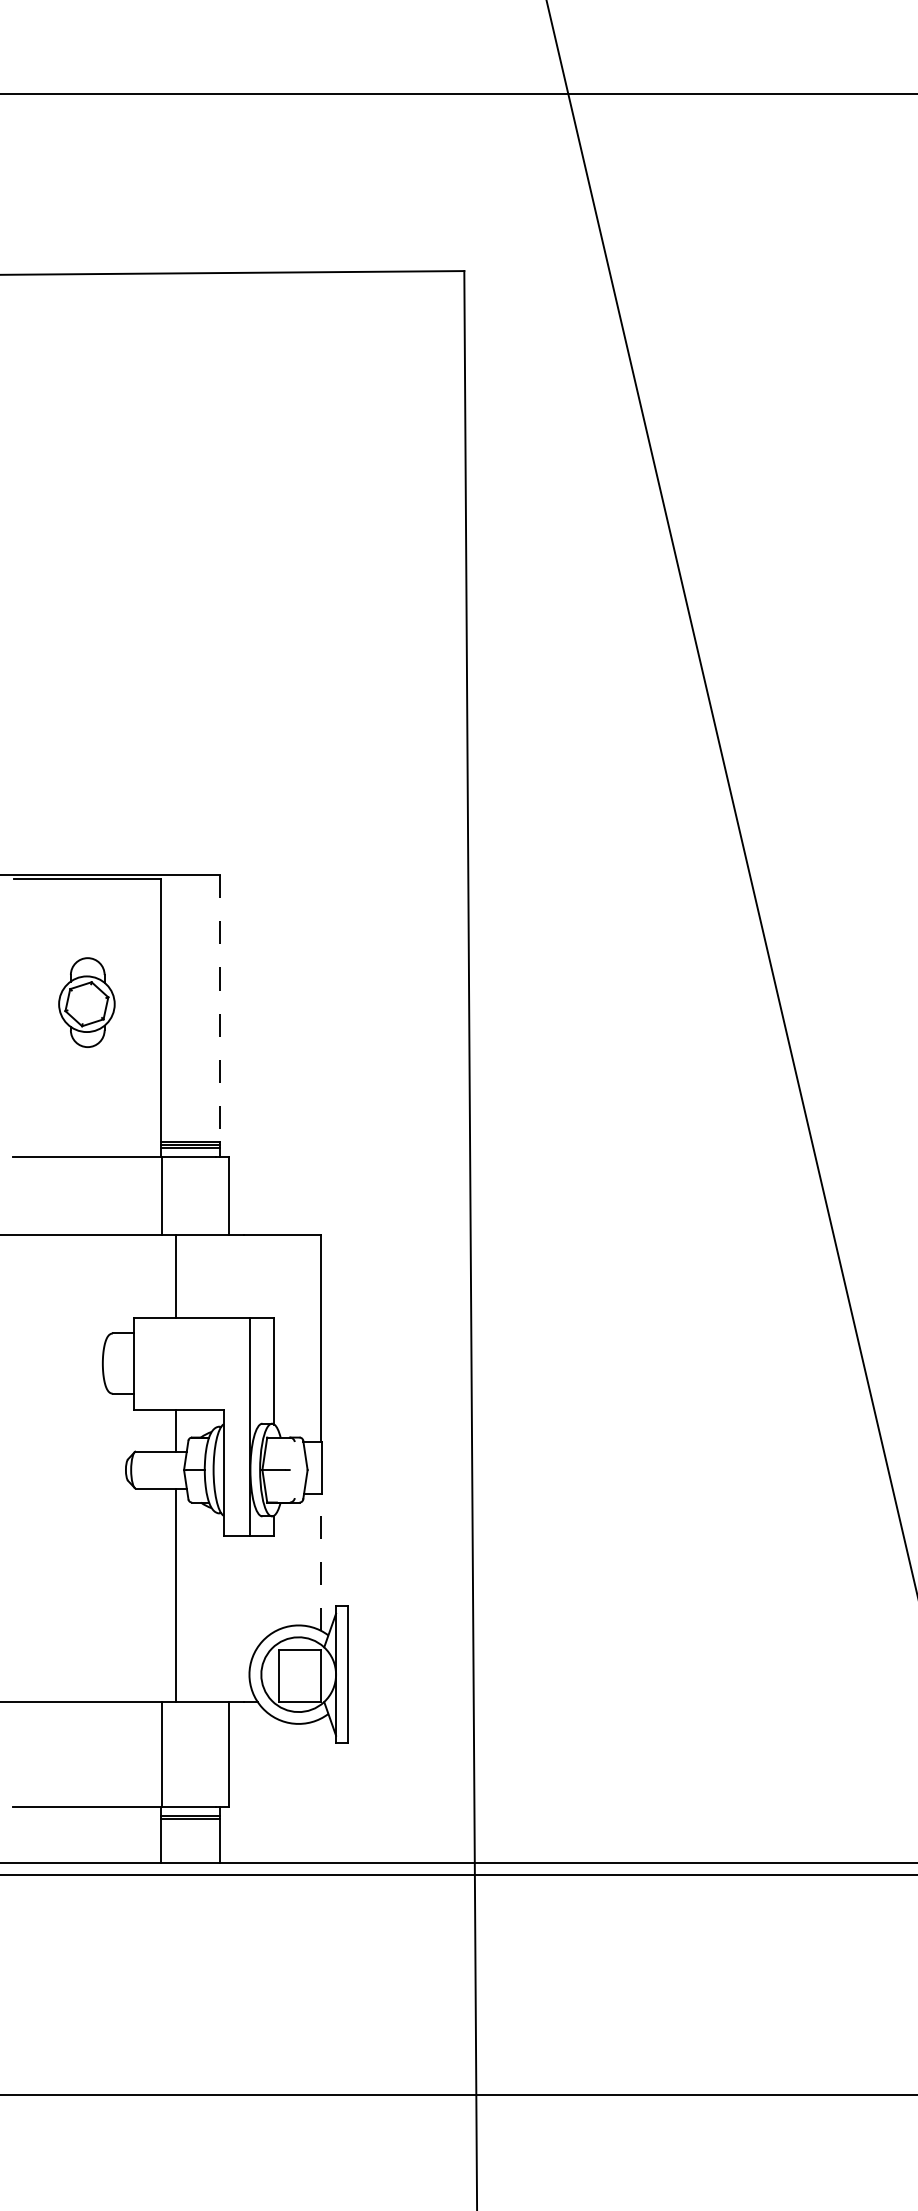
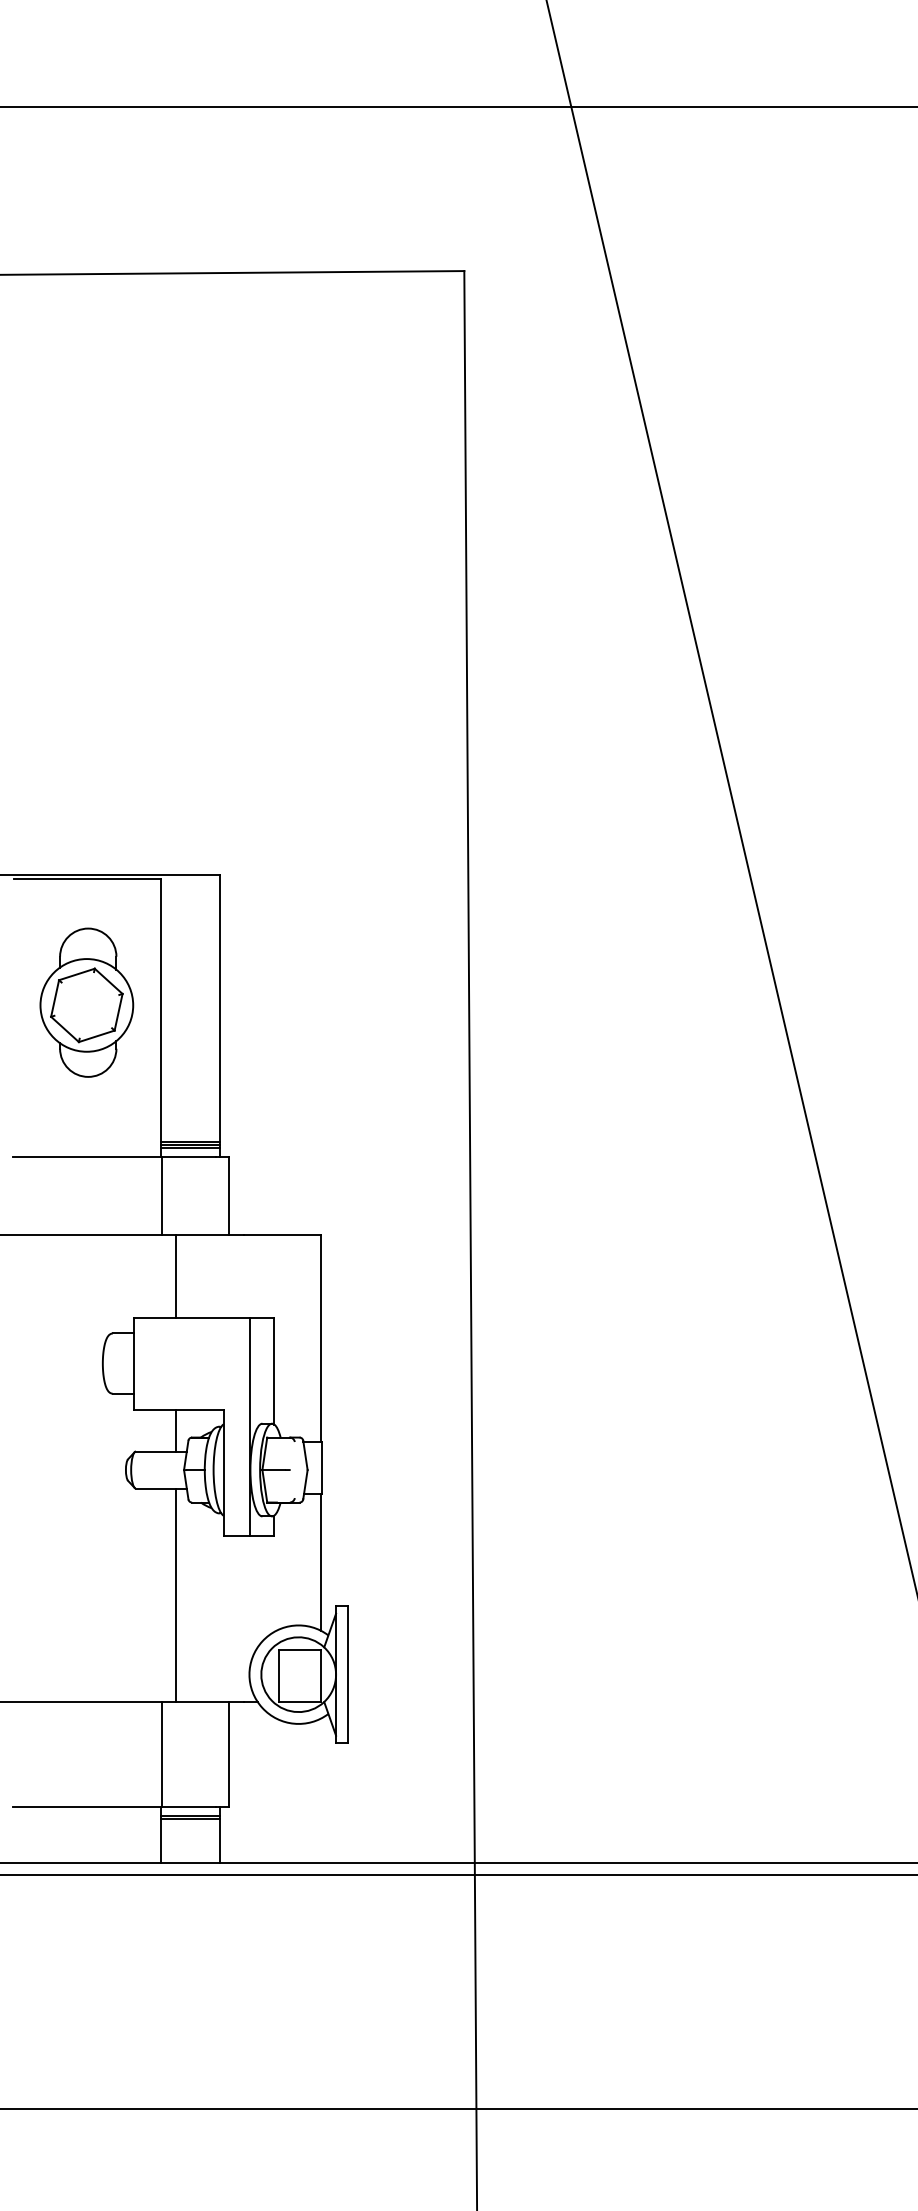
line position: (458, 94) -> (458, 107) (458, 107)
part size: 58x91 px -> 96x151 px (86, 1002)
line: dashed -> solid (220, 1008)
line: dashed -> solid (321, 1562)
line position: (458, 2095) -> (458, 2109) (458, 2109)
